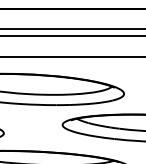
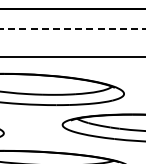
line: solid -> dashed (73, 28)
line: present -> none (72, 36)
